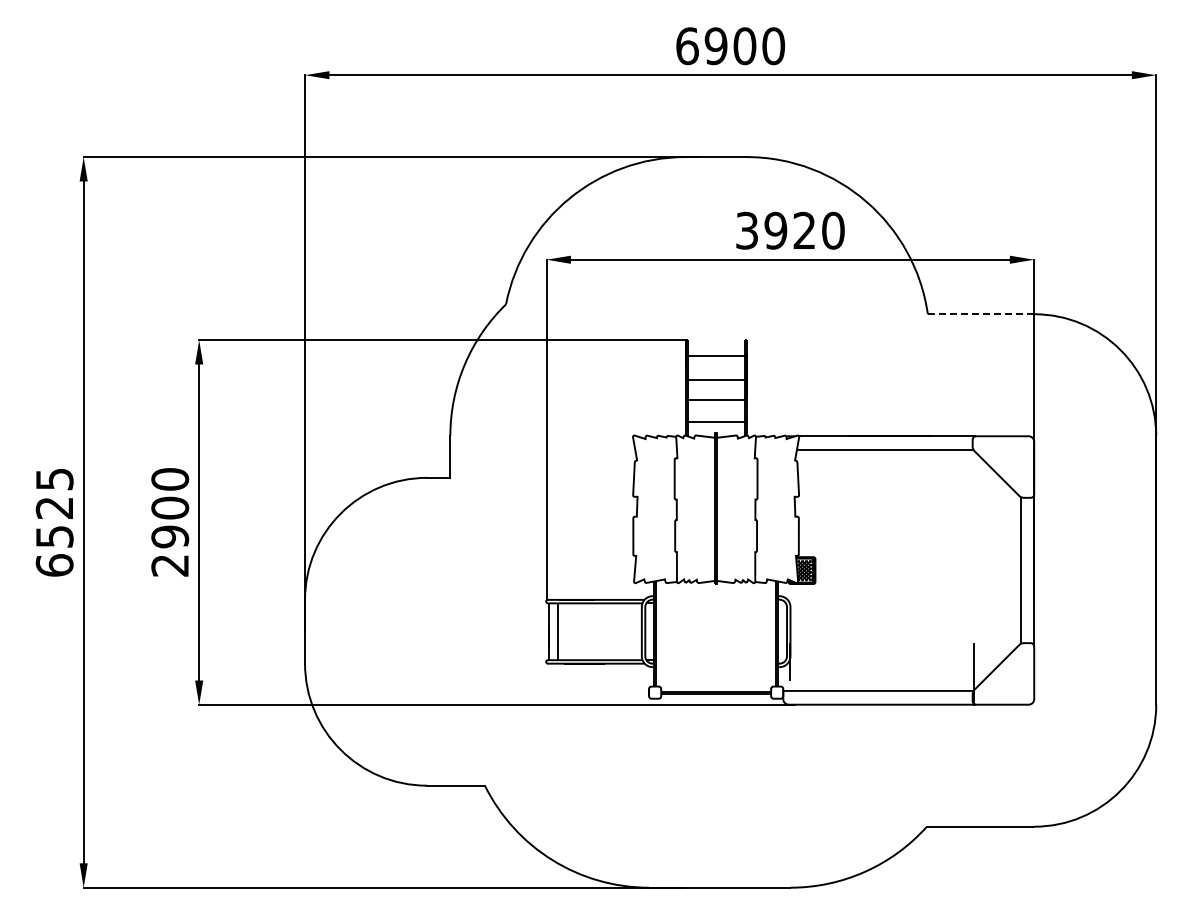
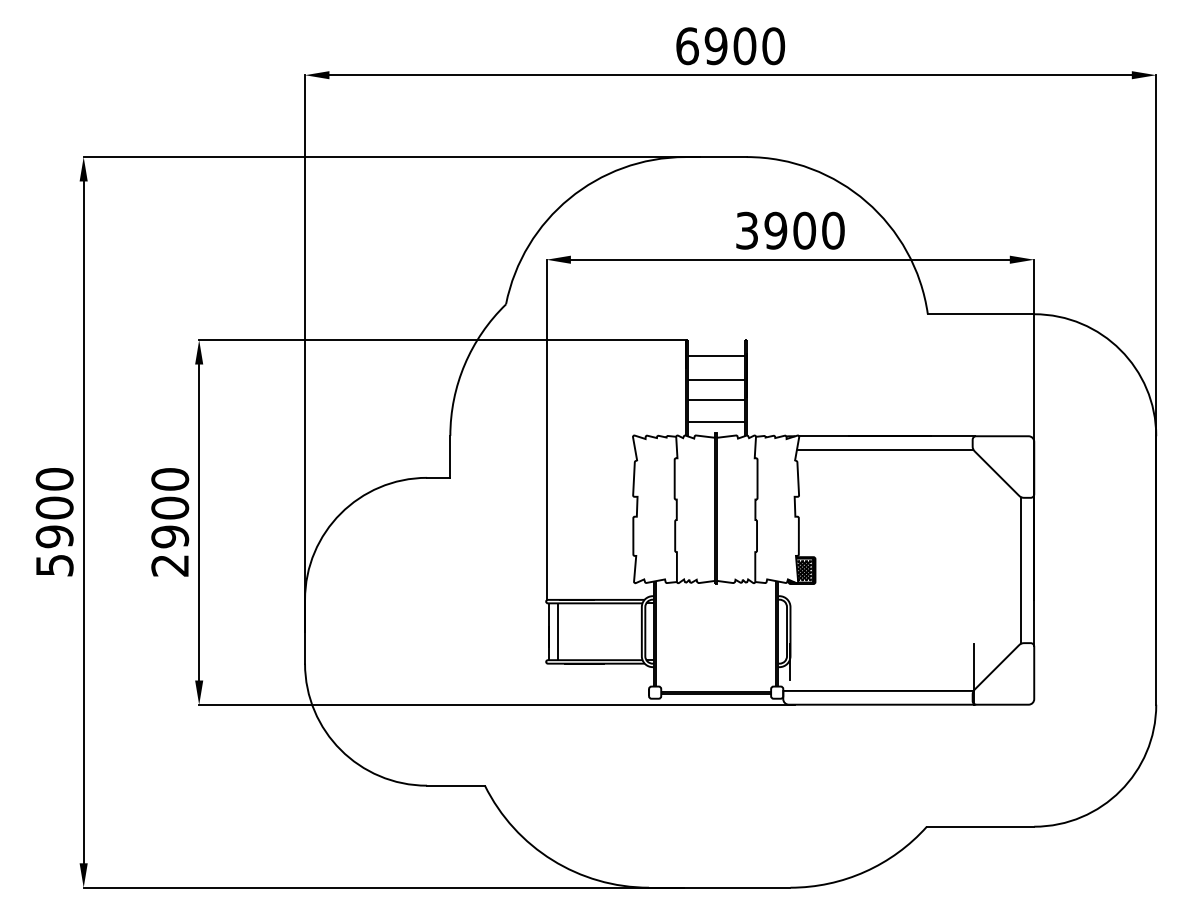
text: 3920 -> 3900 (804, 230)
line: dashed -> solid (981, 314)
text: 6525 -> 5900 (54, 522)
